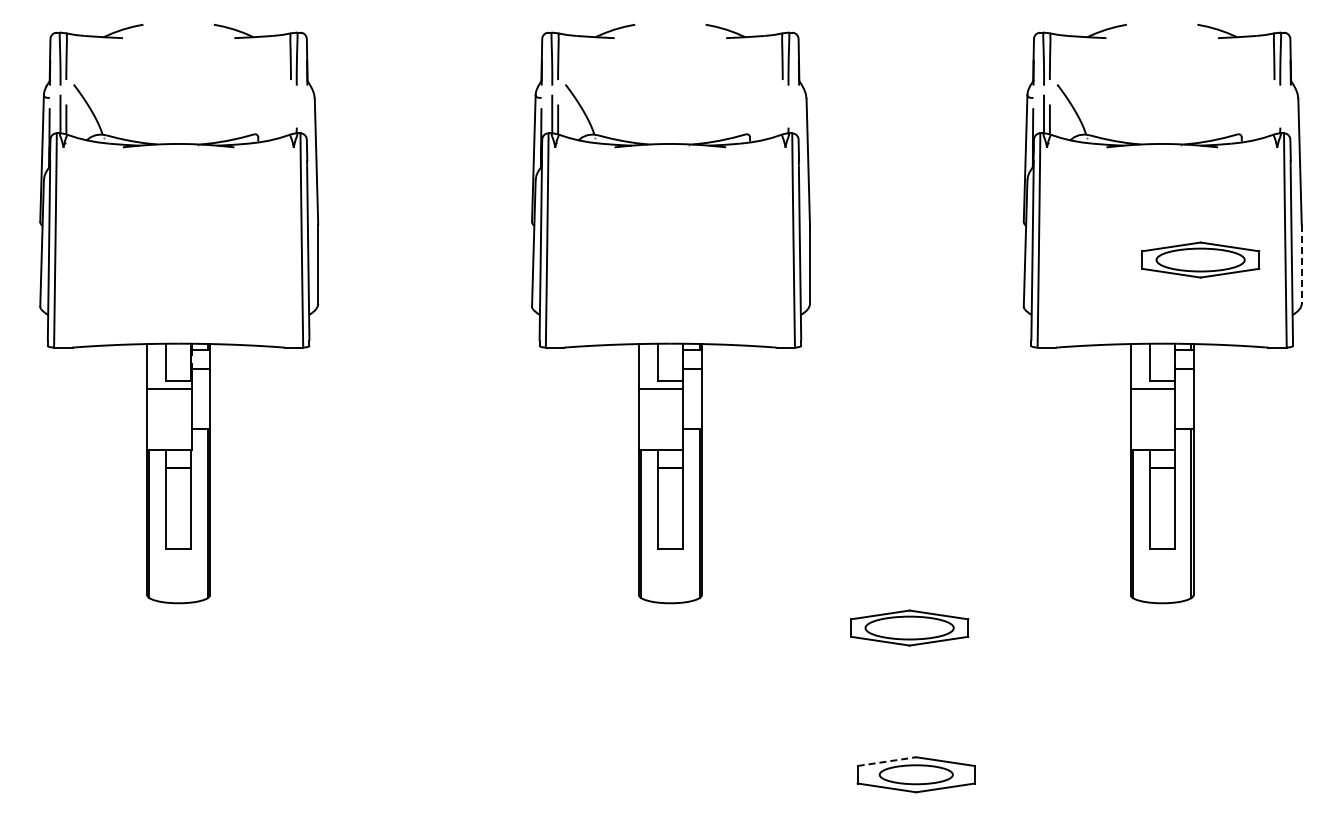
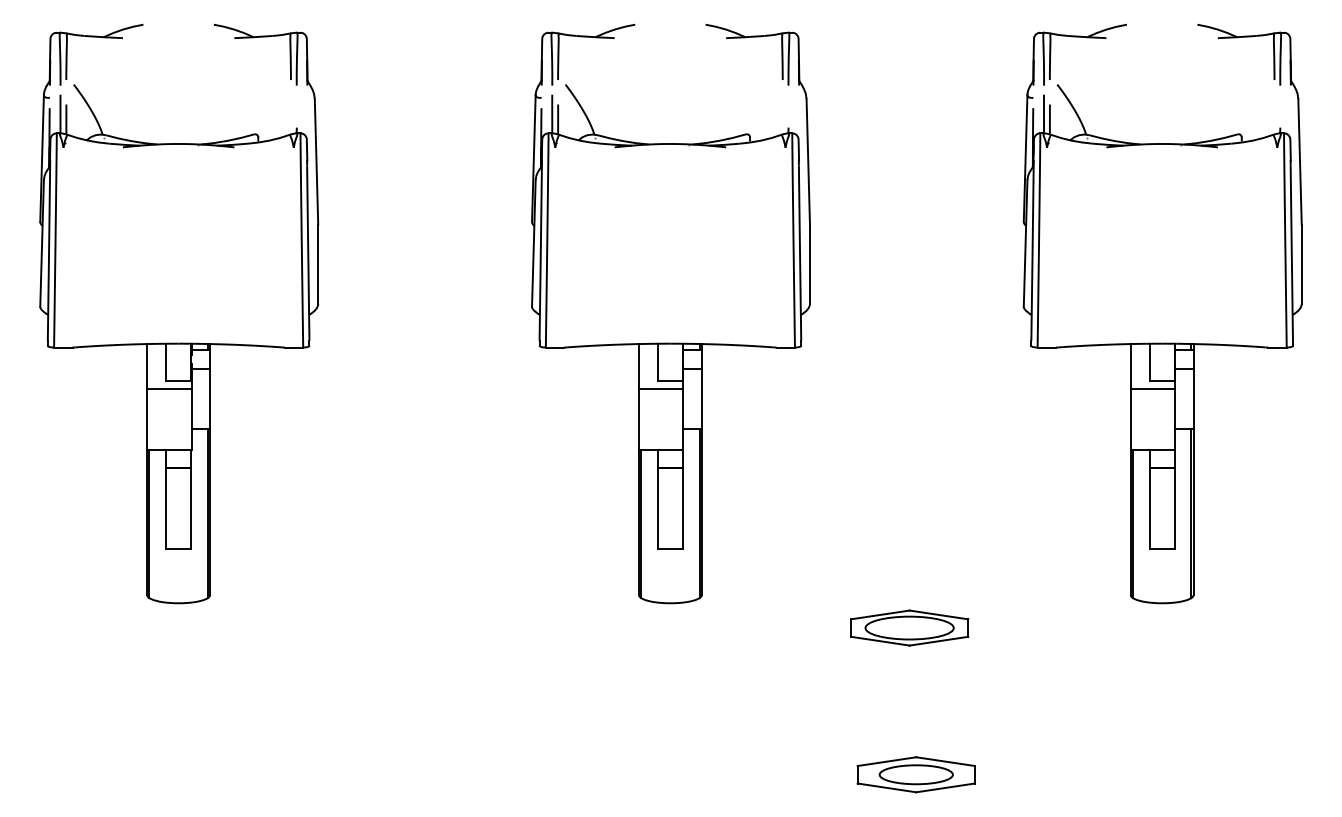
part: present -> none (1200, 259)
line: dashed -> solid (1301, 264)
line: dashed -> solid (887, 761)
